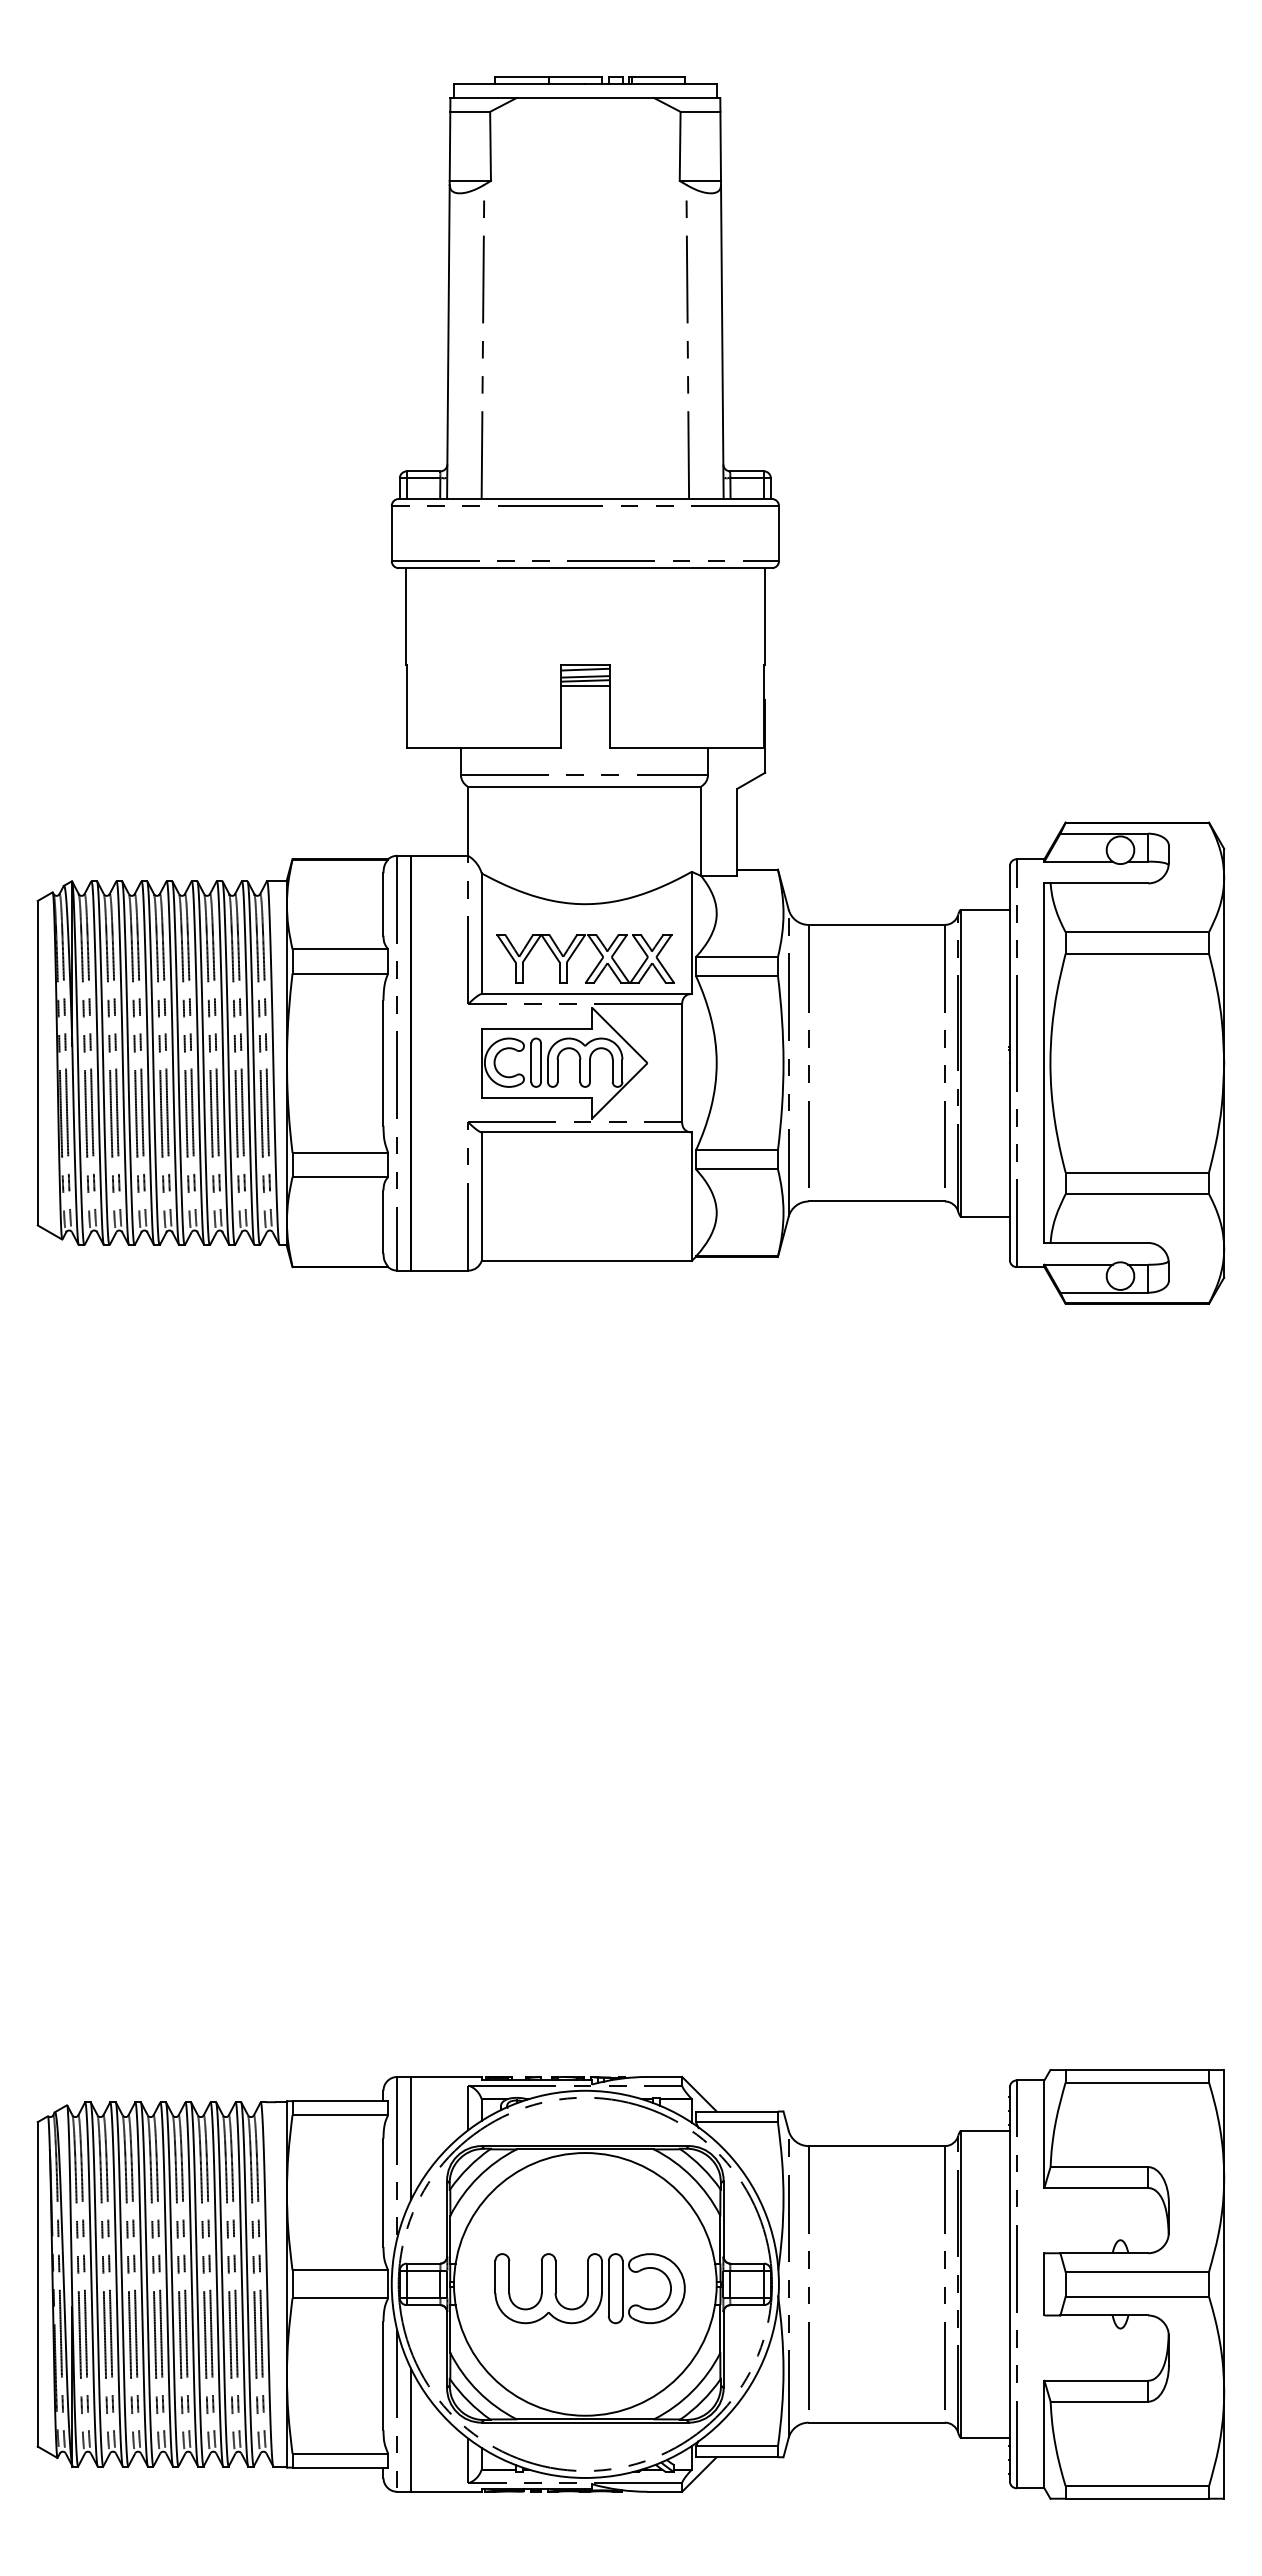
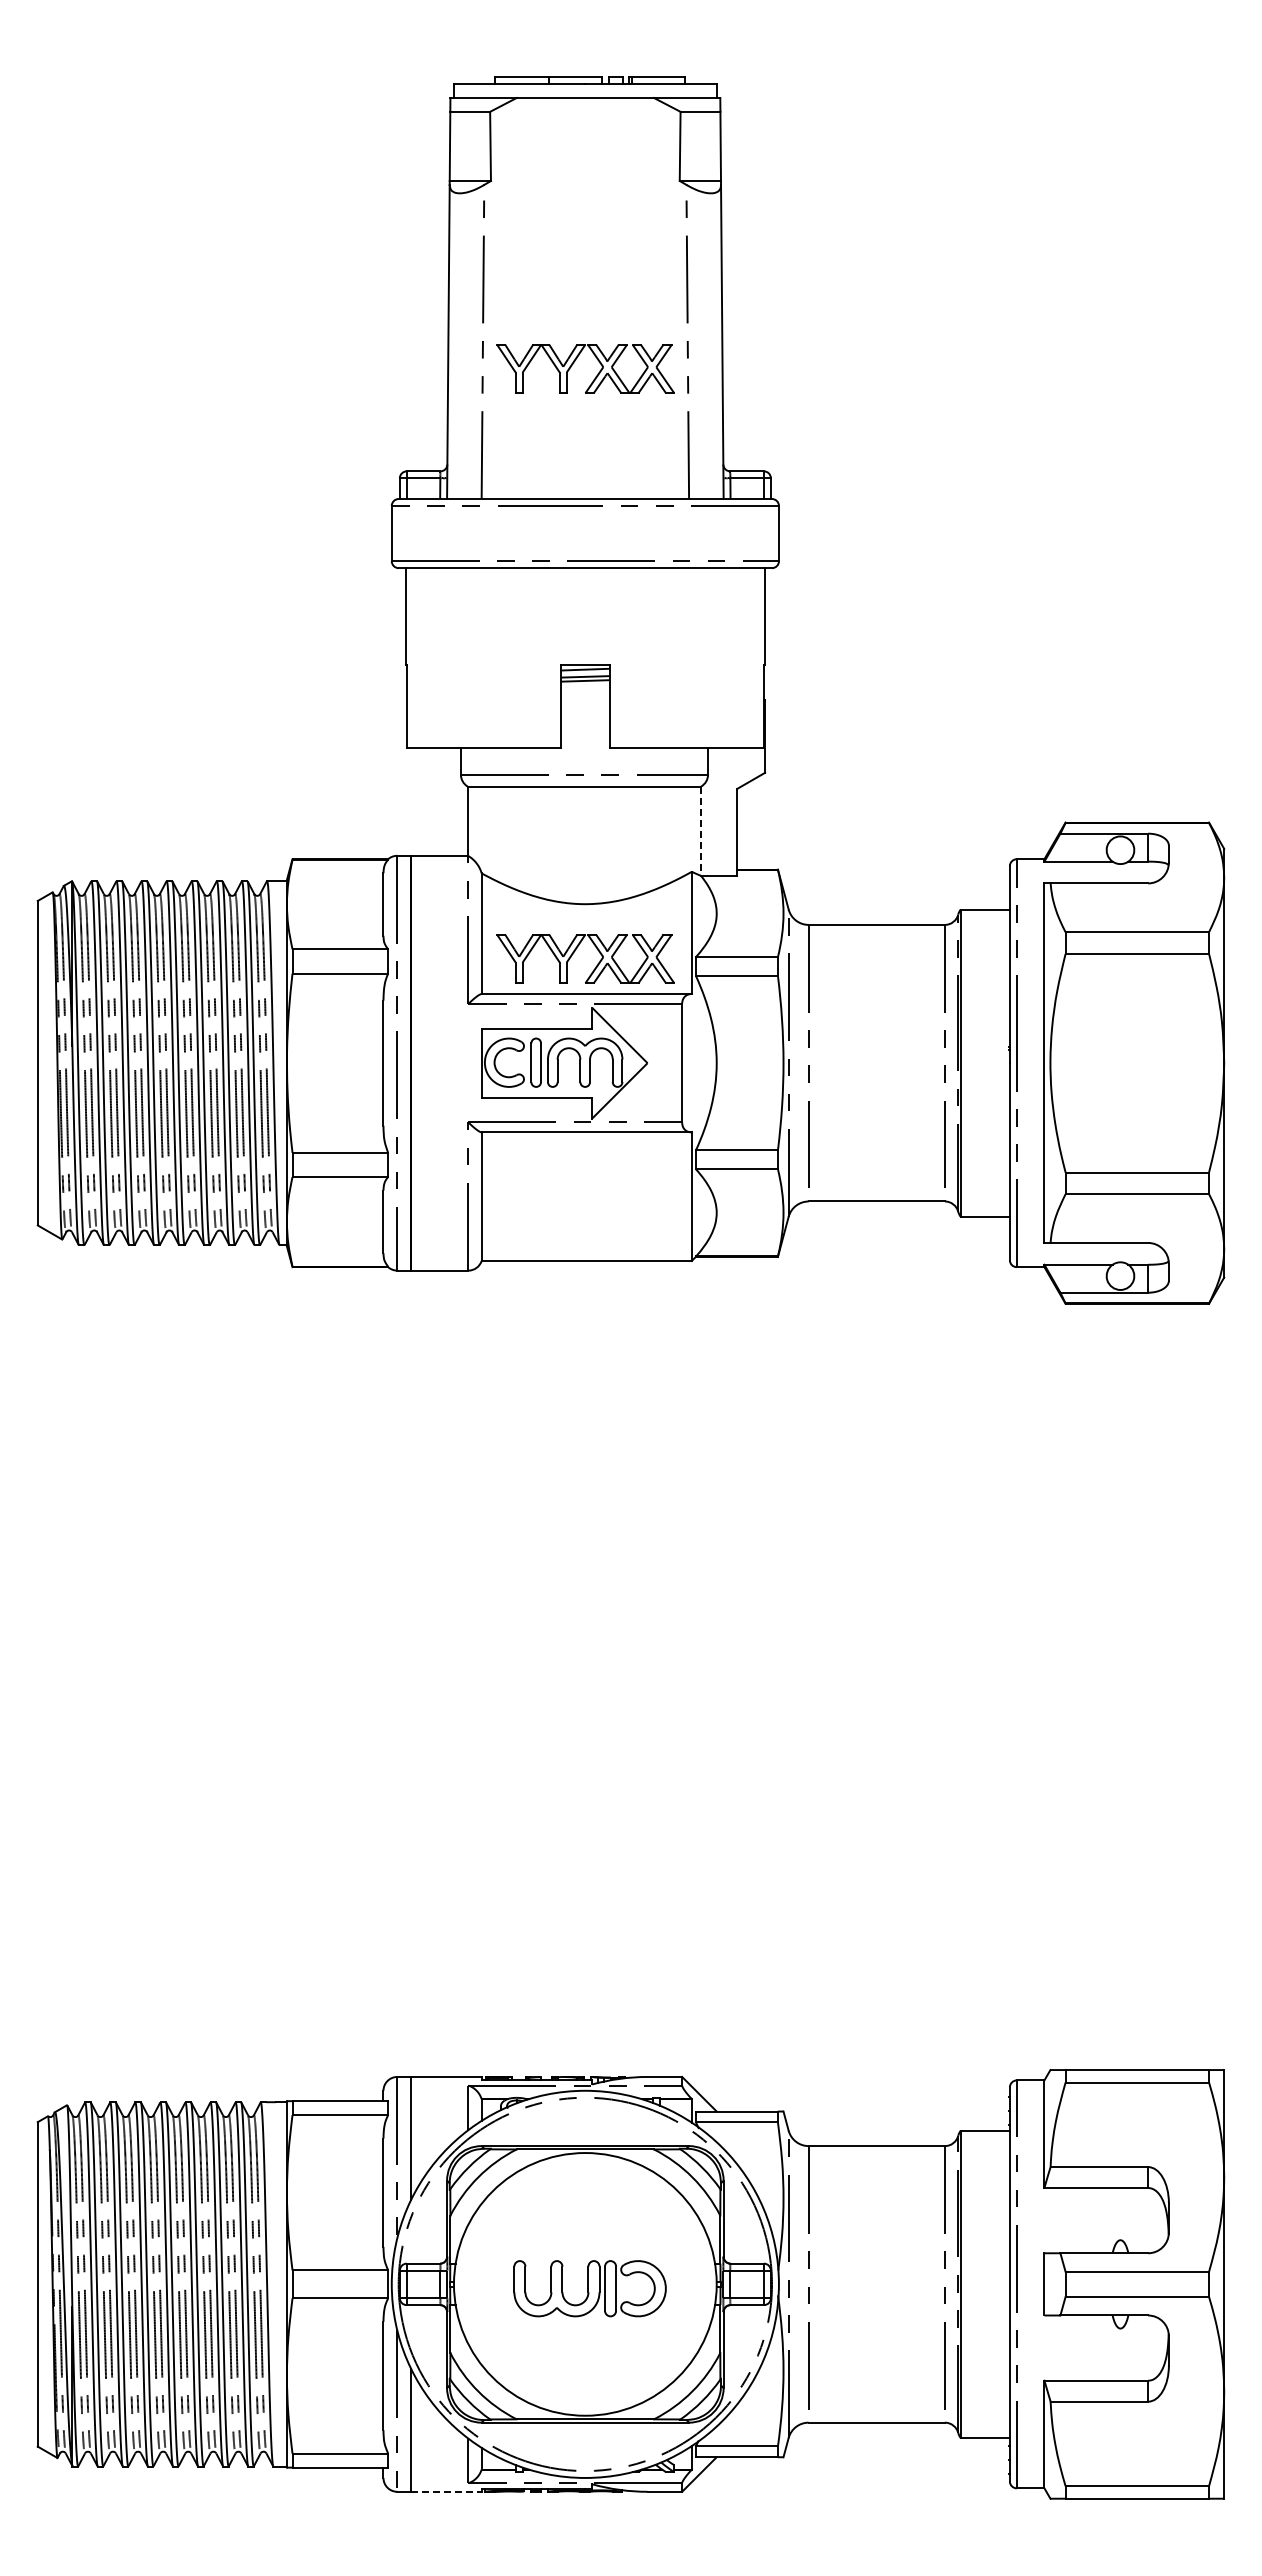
part: none -> present (575, 361)
line: present -> none (585, 685)
line: solid -> dashed (701, 831)
part size: 192x72 px -> 154x58 px (589, 2288)
line: solid -> dashed (446, 2491)
